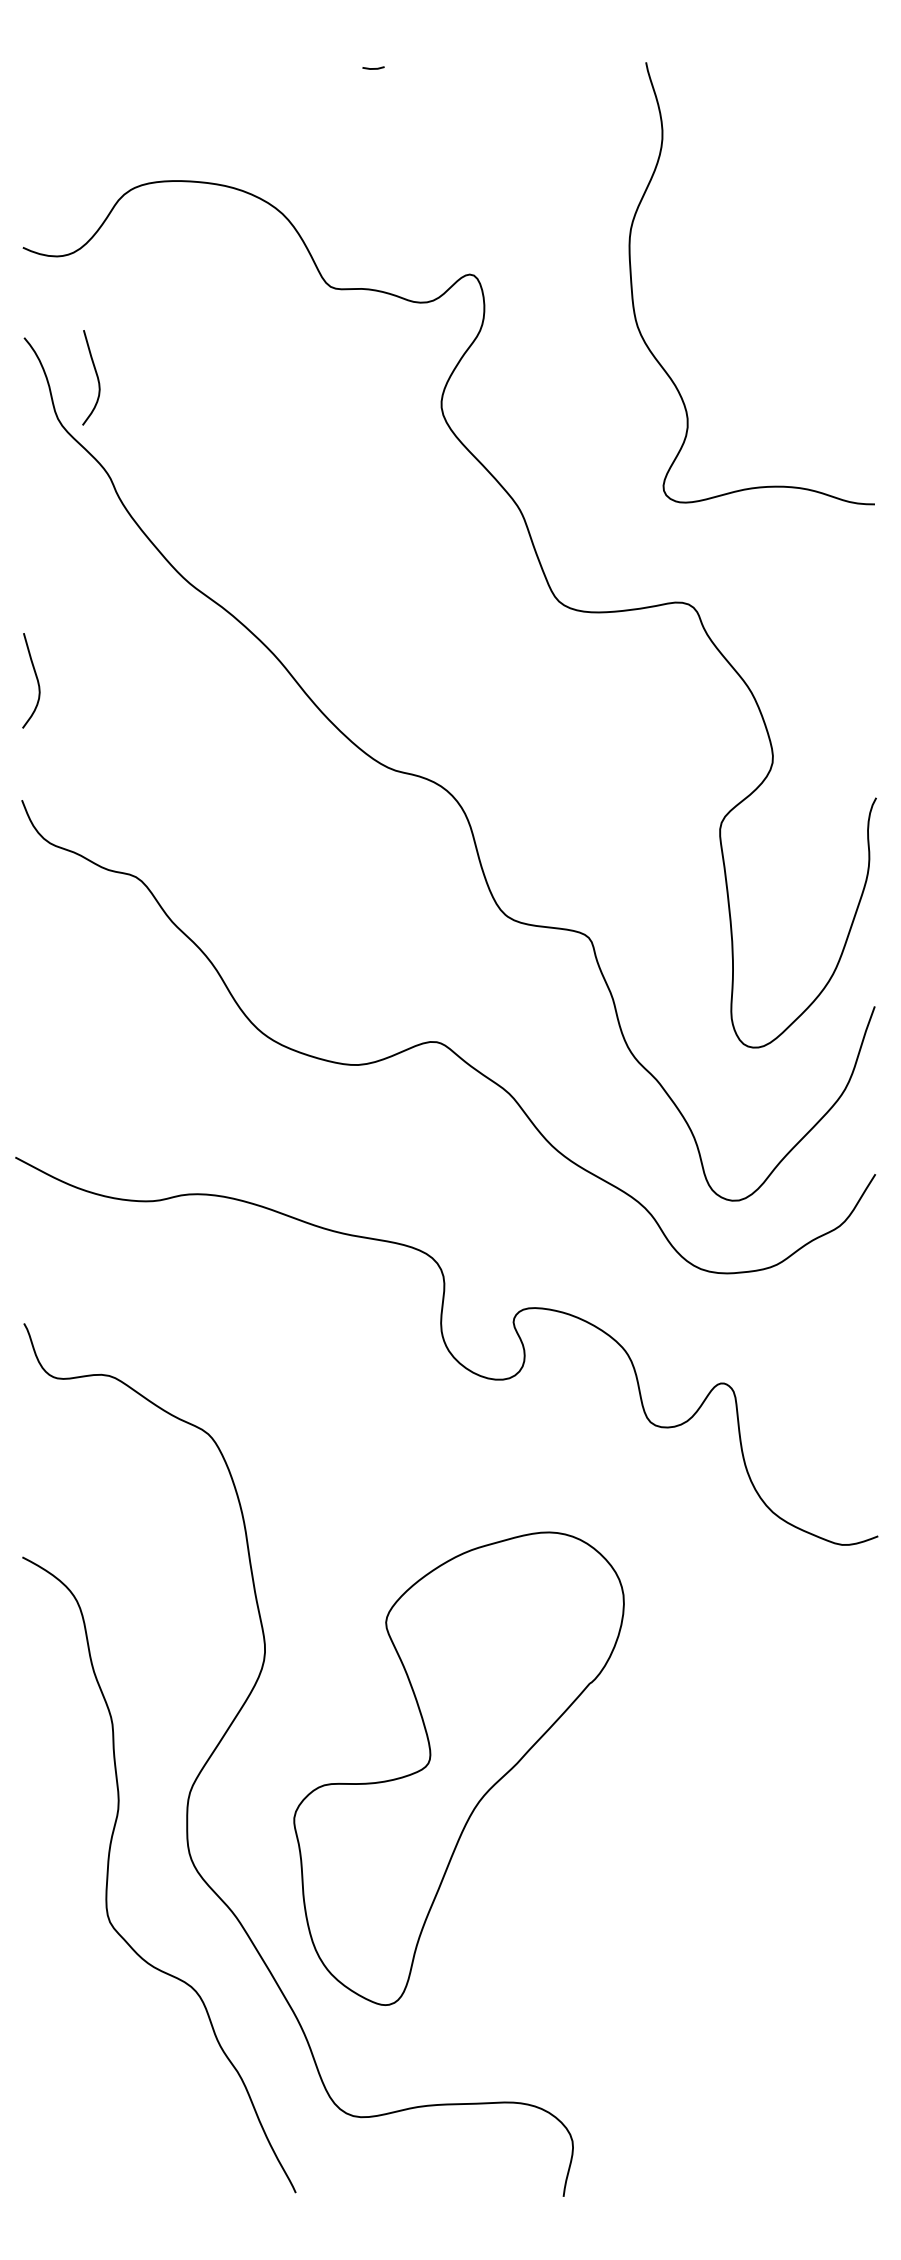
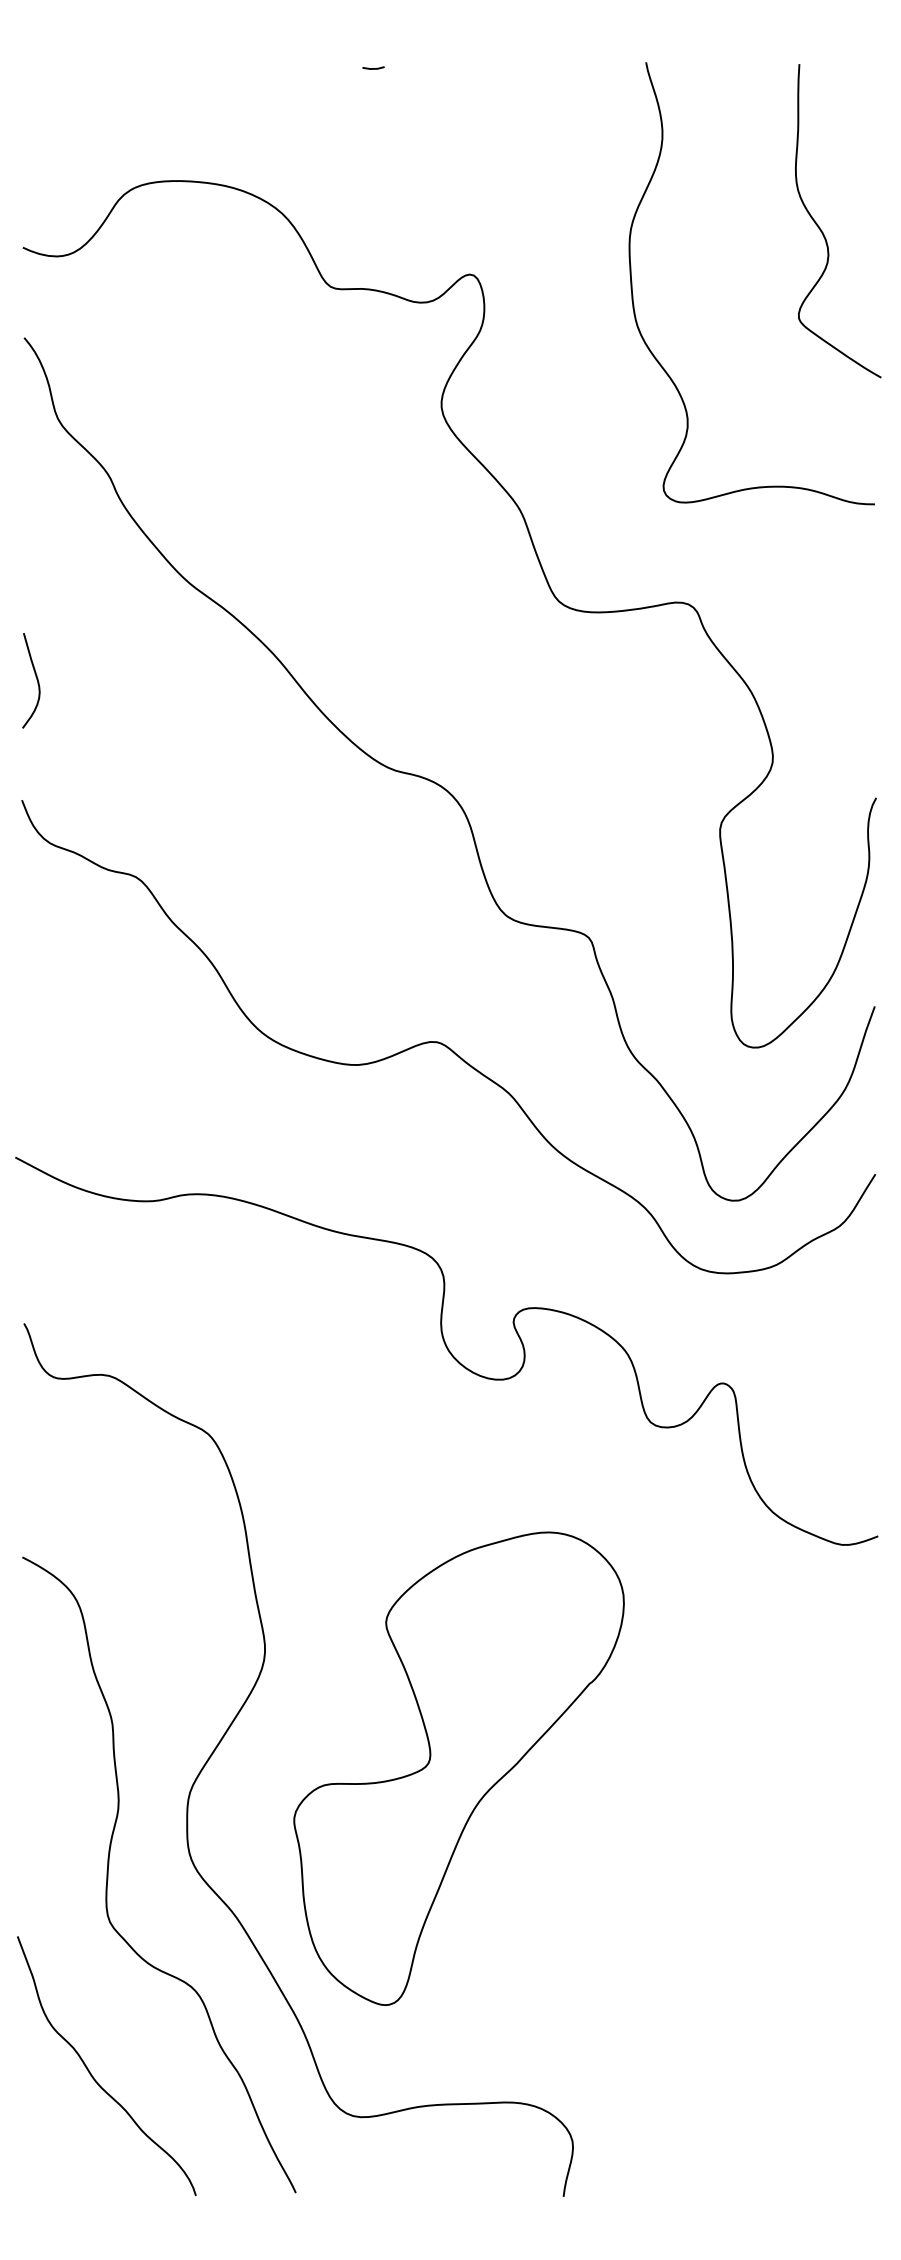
curve: none -> present (822, 230)
curve: present -> none (96, 377)
curve: none -> present (94, 2077)
